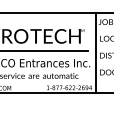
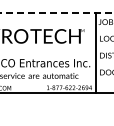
line: solid -> dashed (57, 12)
line: present -> none (45, 50)
